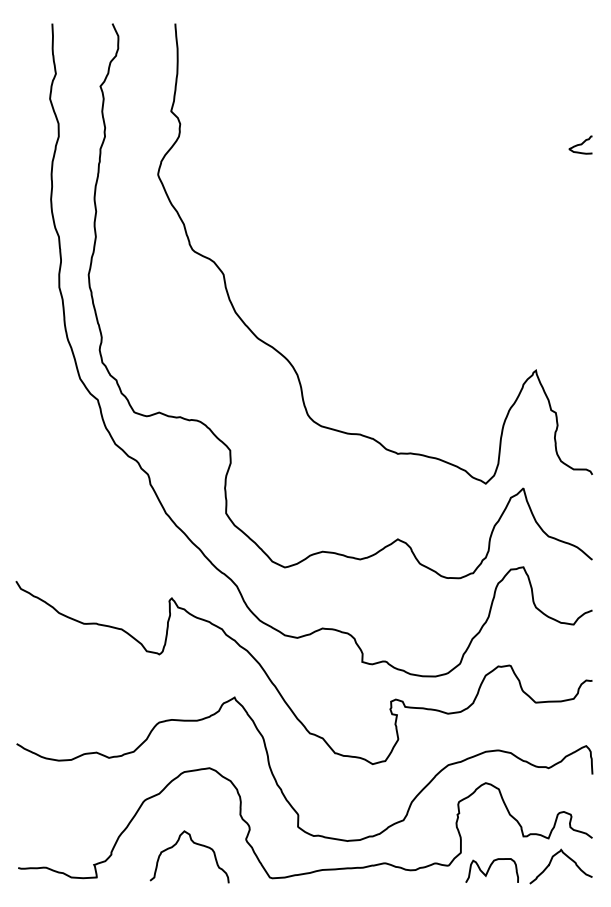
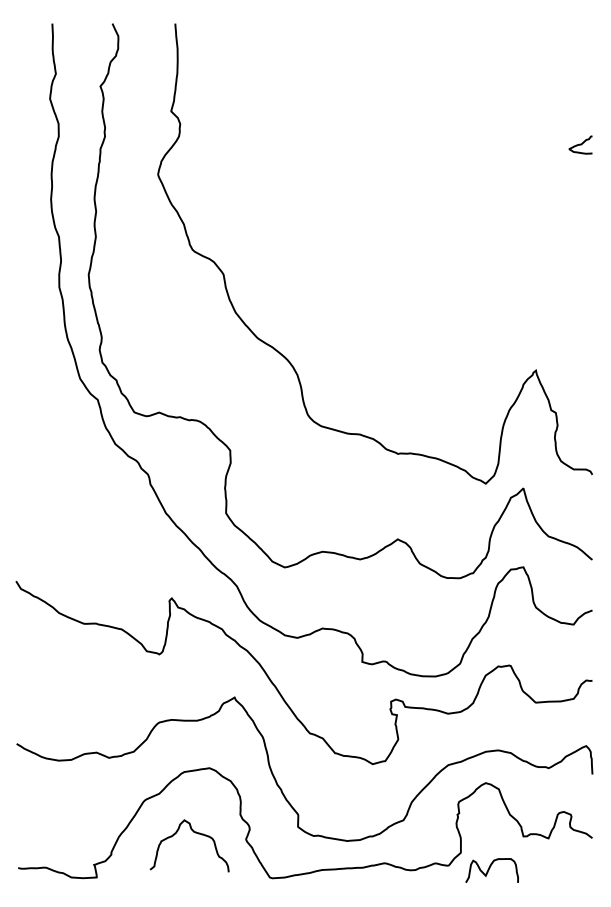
curve position: (195, 844) -> (195, 833) (195, 833)
curve: present -> none (551, 862)
